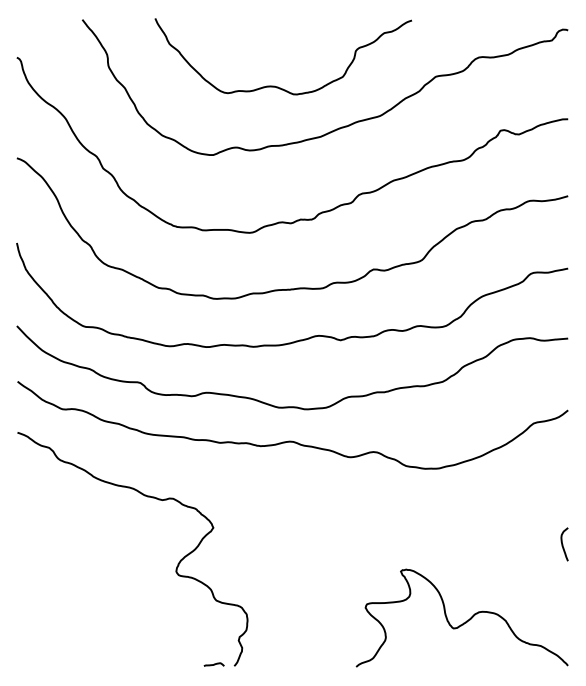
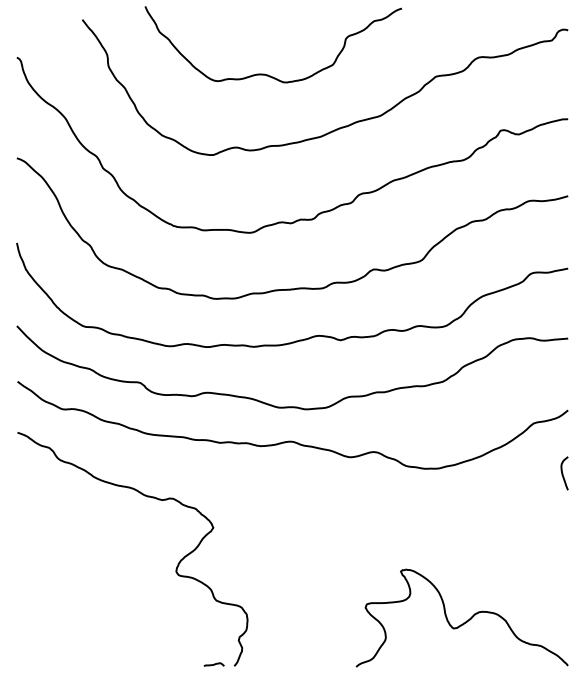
curve position: (274, 85) -> (264, 73) (264, 73)
curve position: (563, 544) -> (563, 473) (563, 473)
